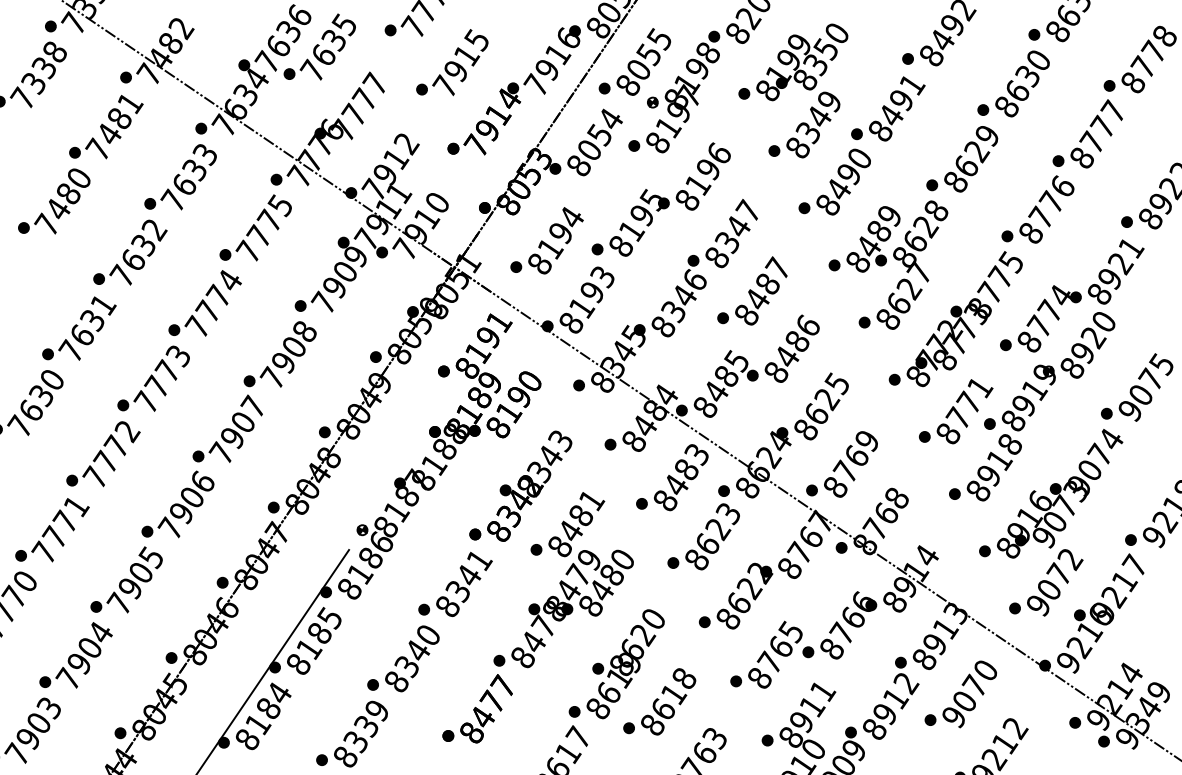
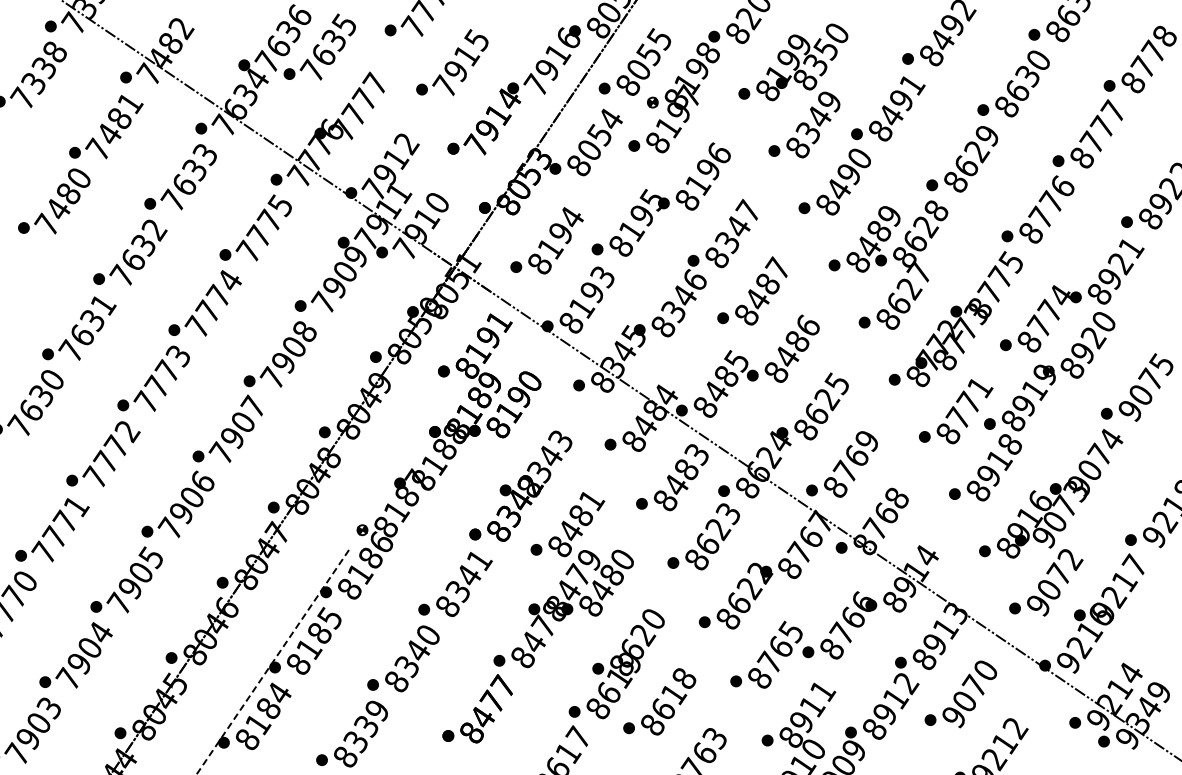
line: solid -> dashed (272, 662)
